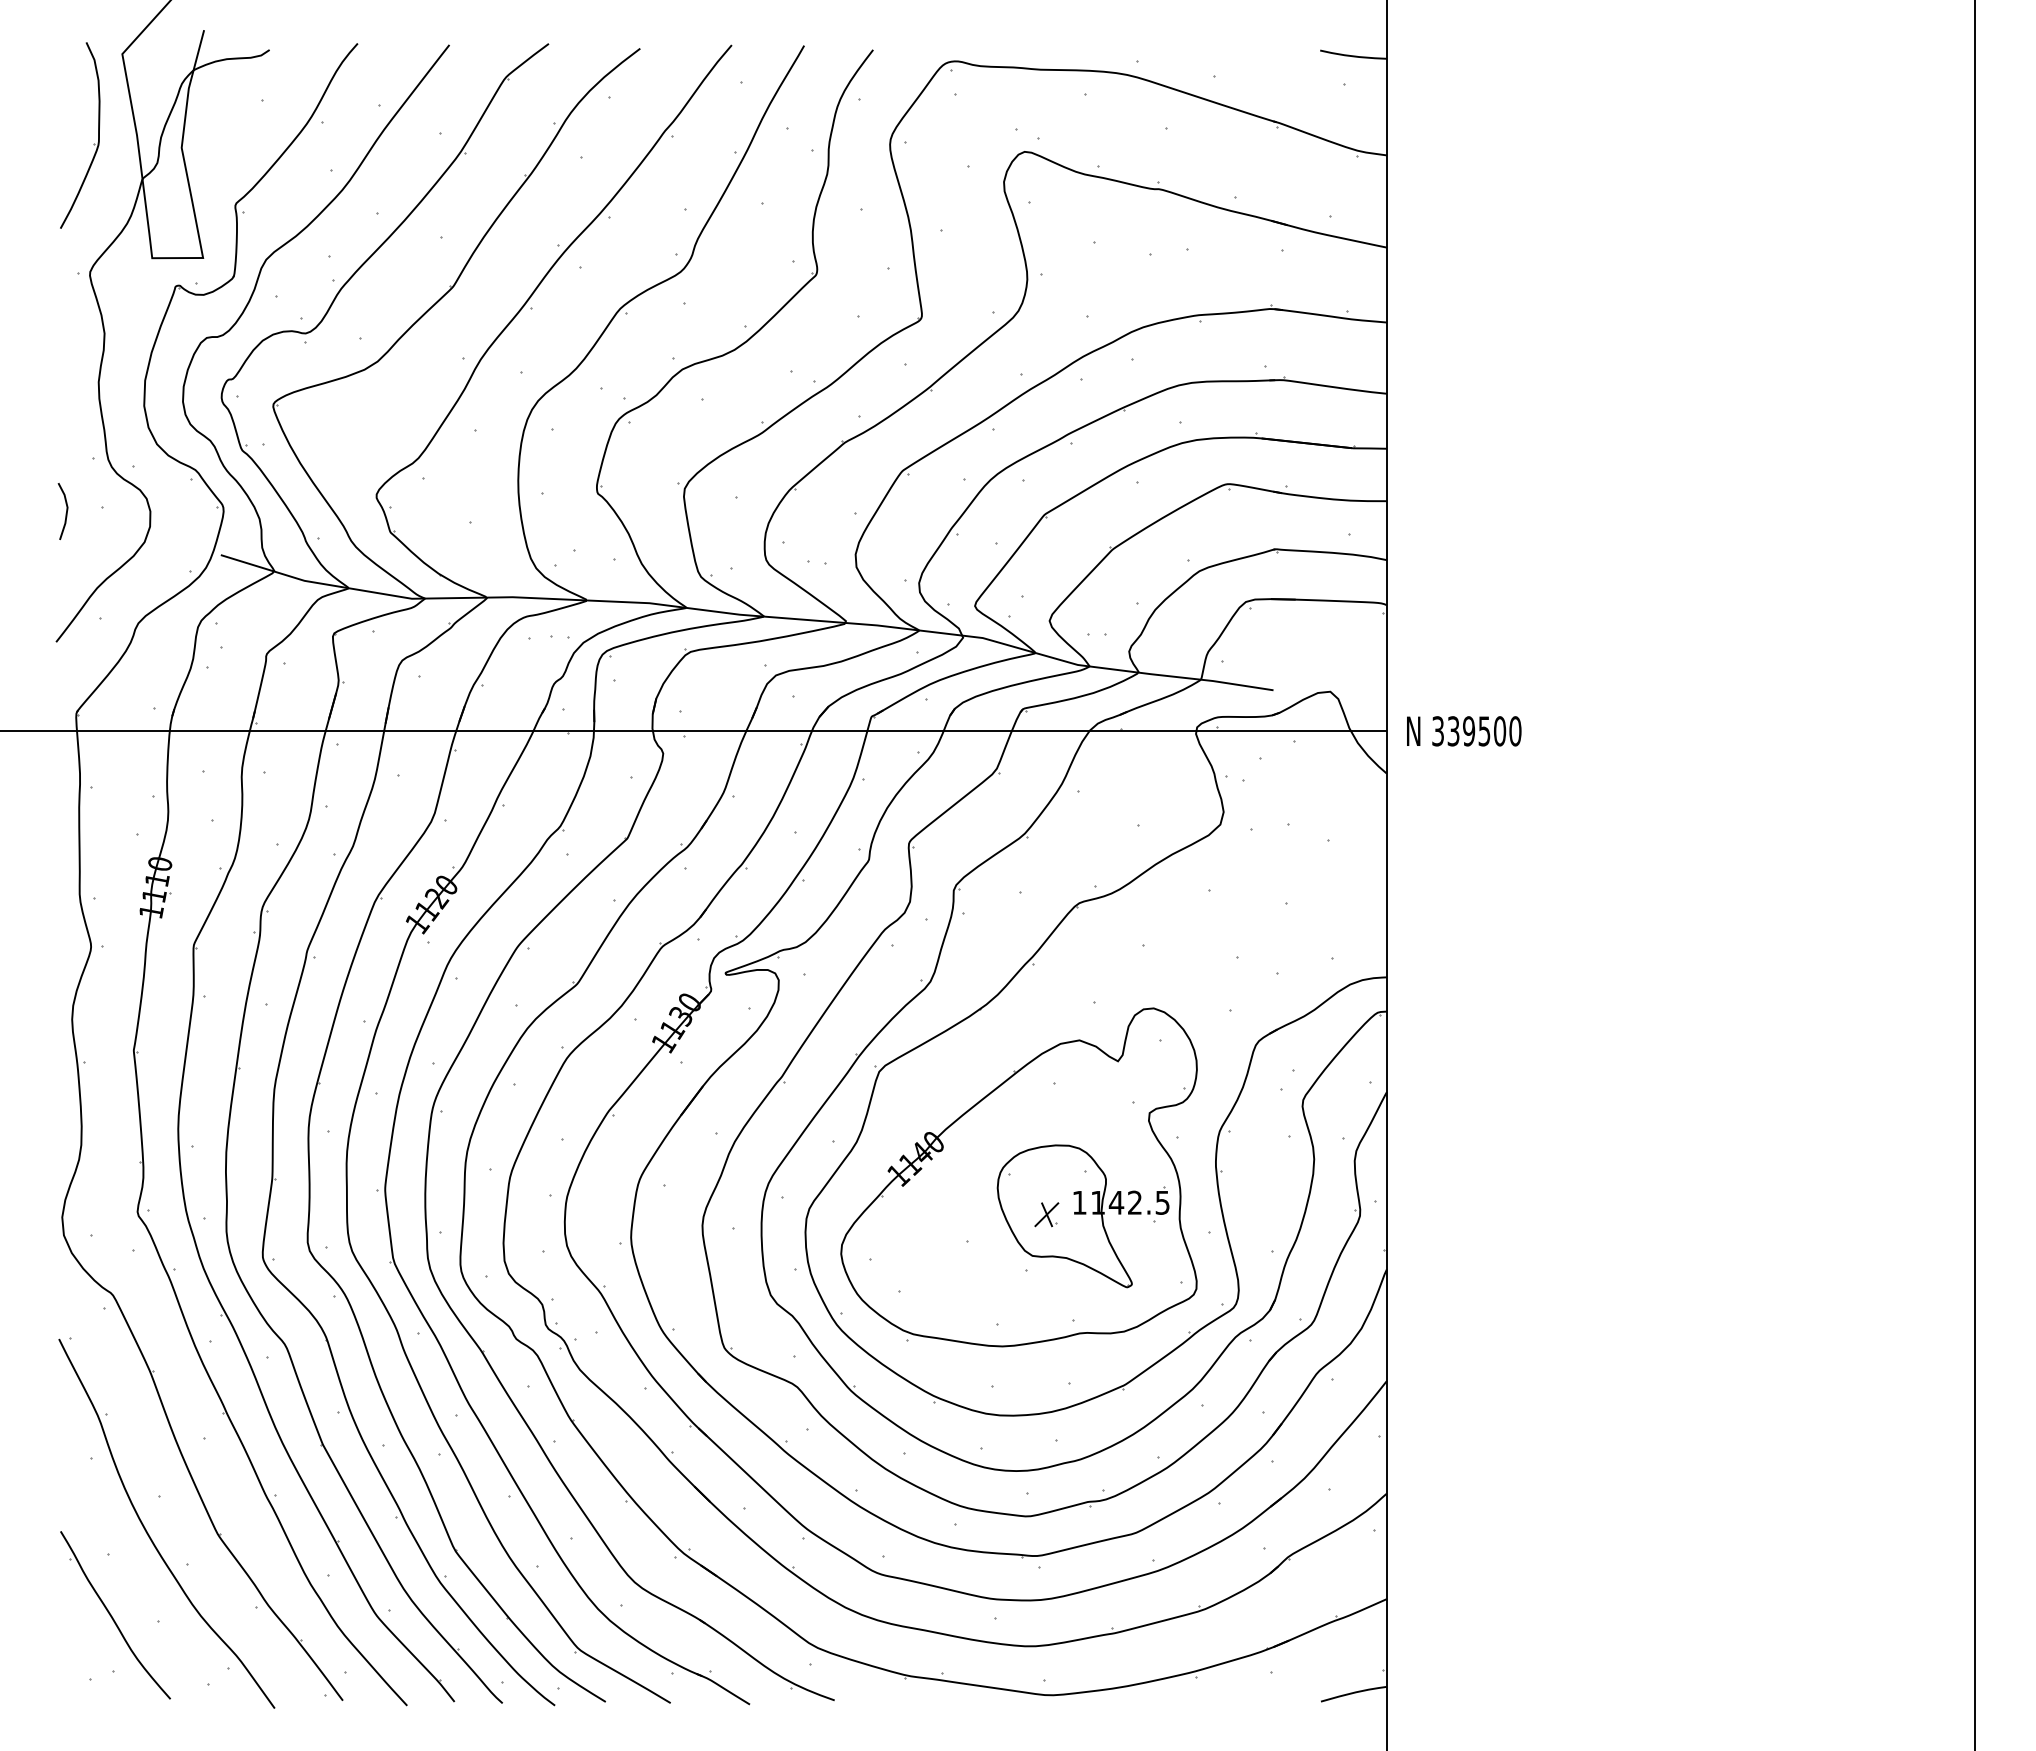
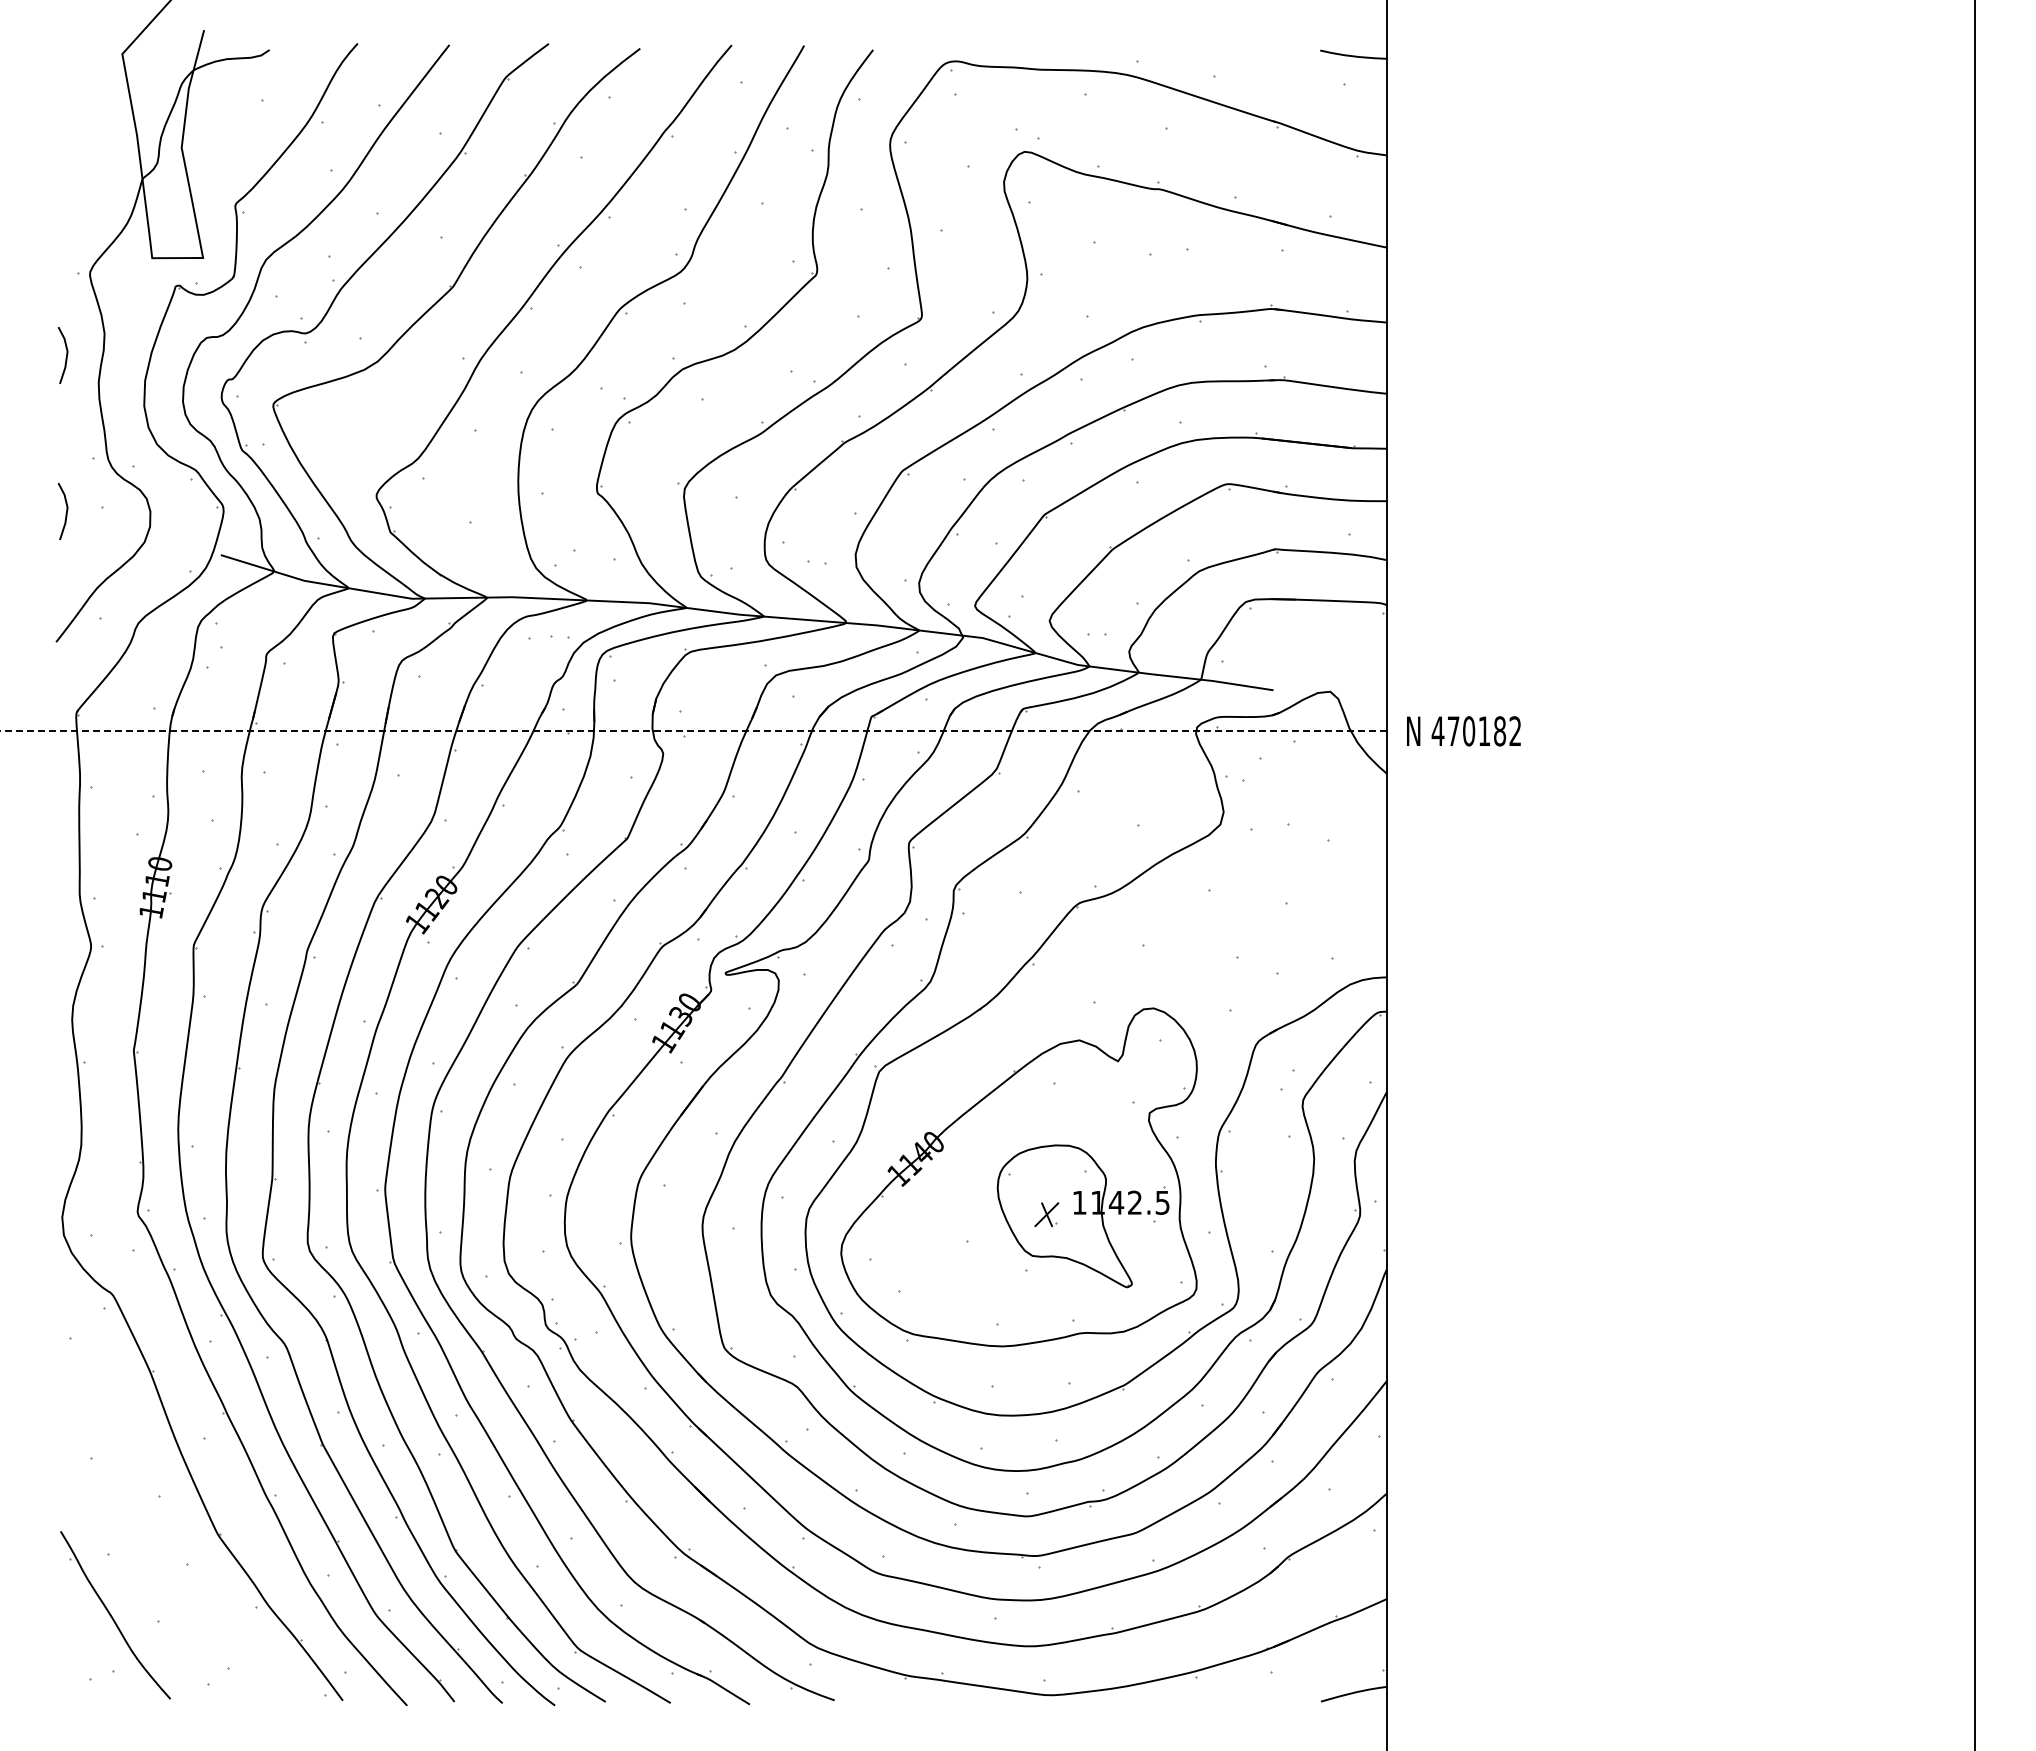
part: present -> none (93, 144)
line: none -> present (65, 357)
line: solid -> dashed (693, 731)
text: 339500 -> 470182 (1476, 731)
part: present -> none (149, 1534)
